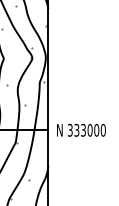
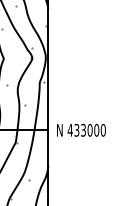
text: 333000 -> 433000 (69, 129)
